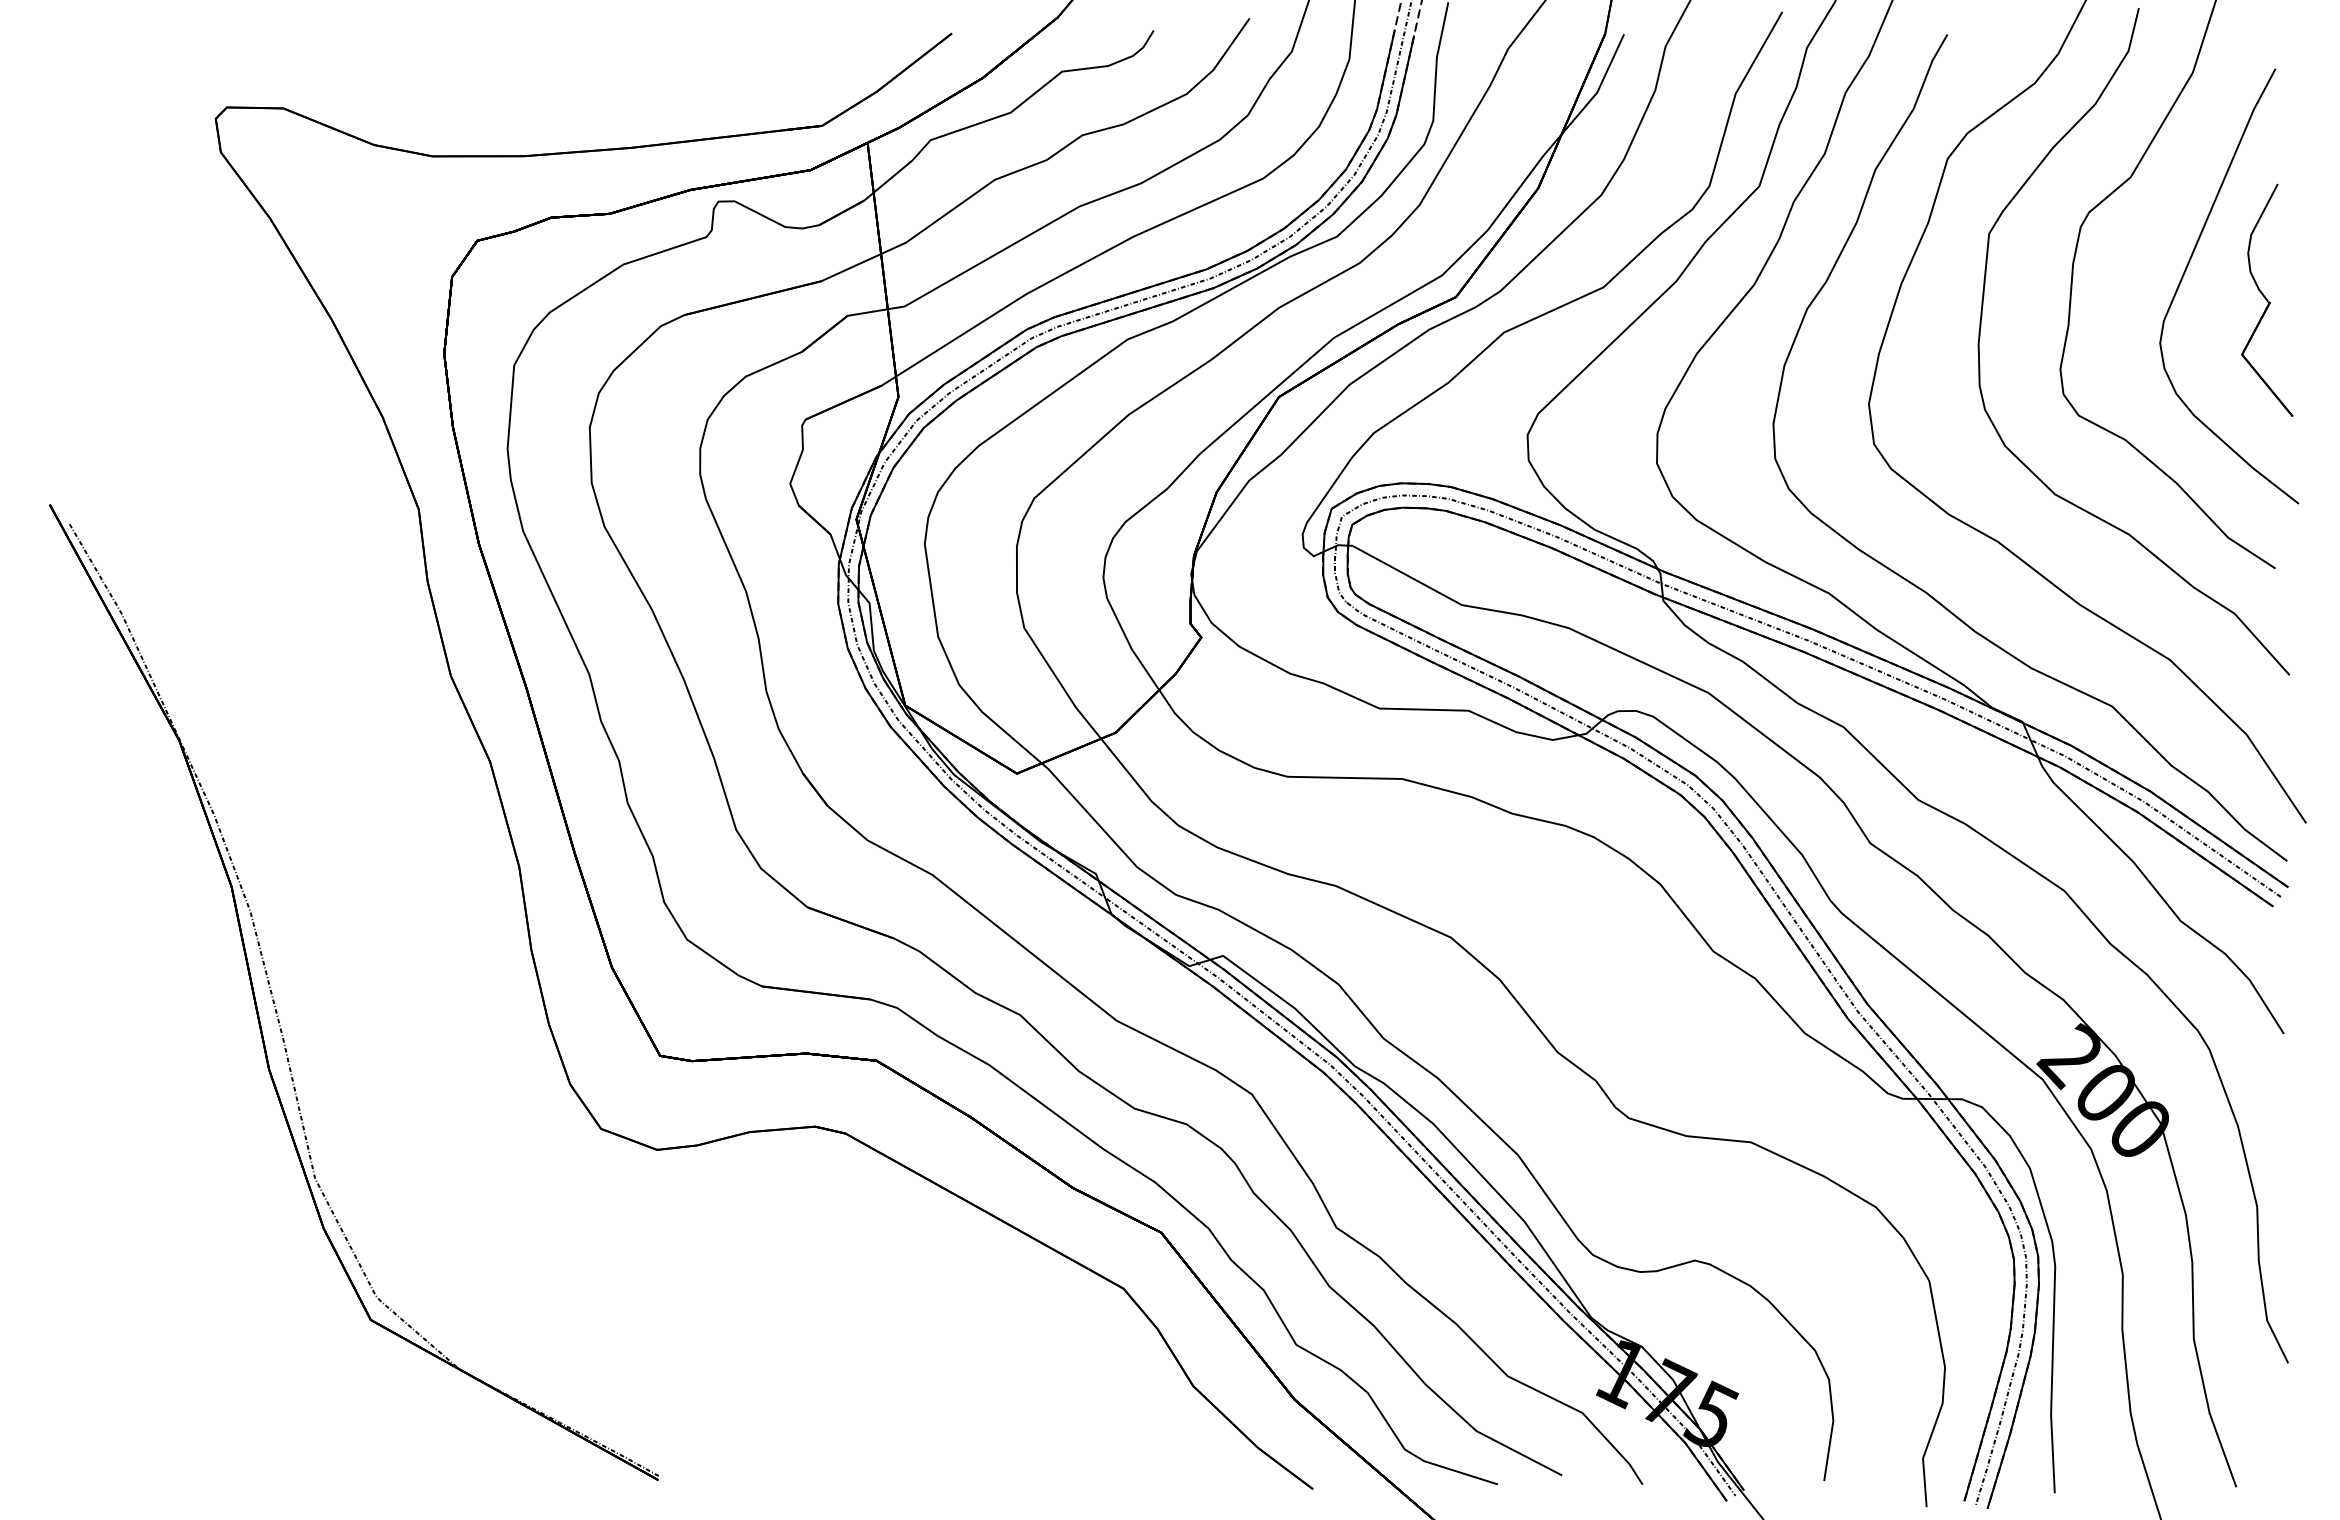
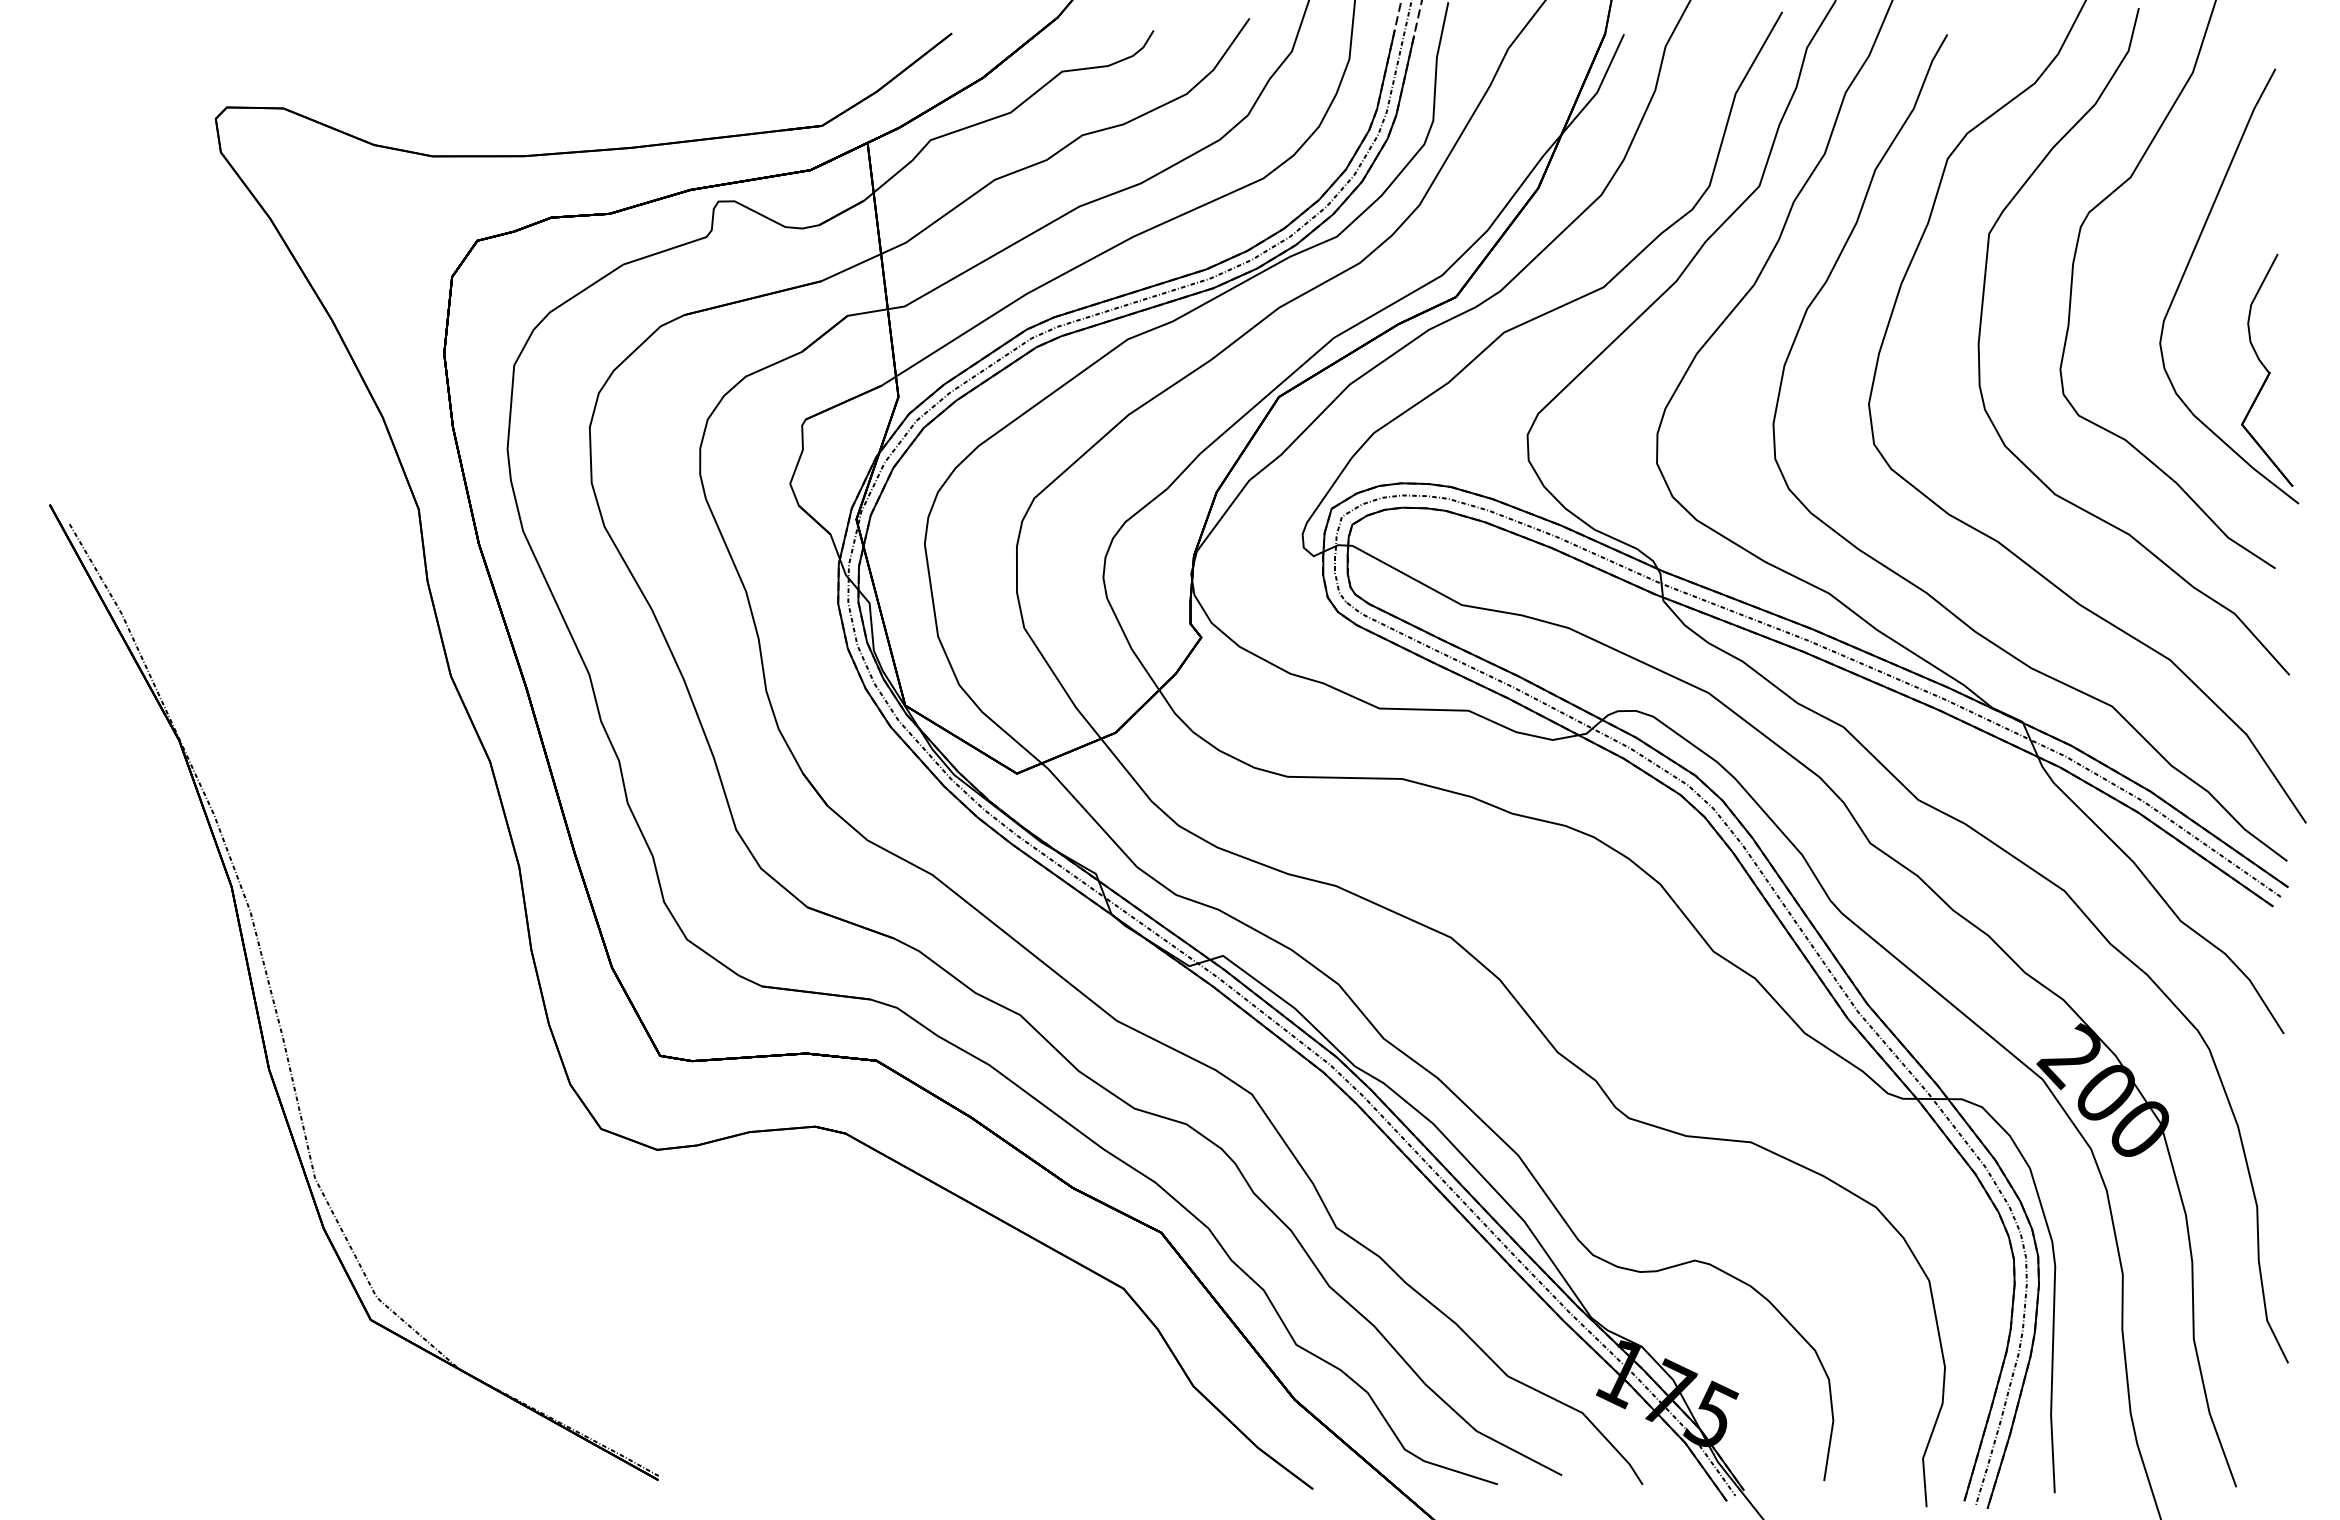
part position: (2267, 299) -> (2267, 369) (2267, 369)
